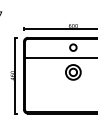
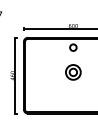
line: present -> none (59, 57)
